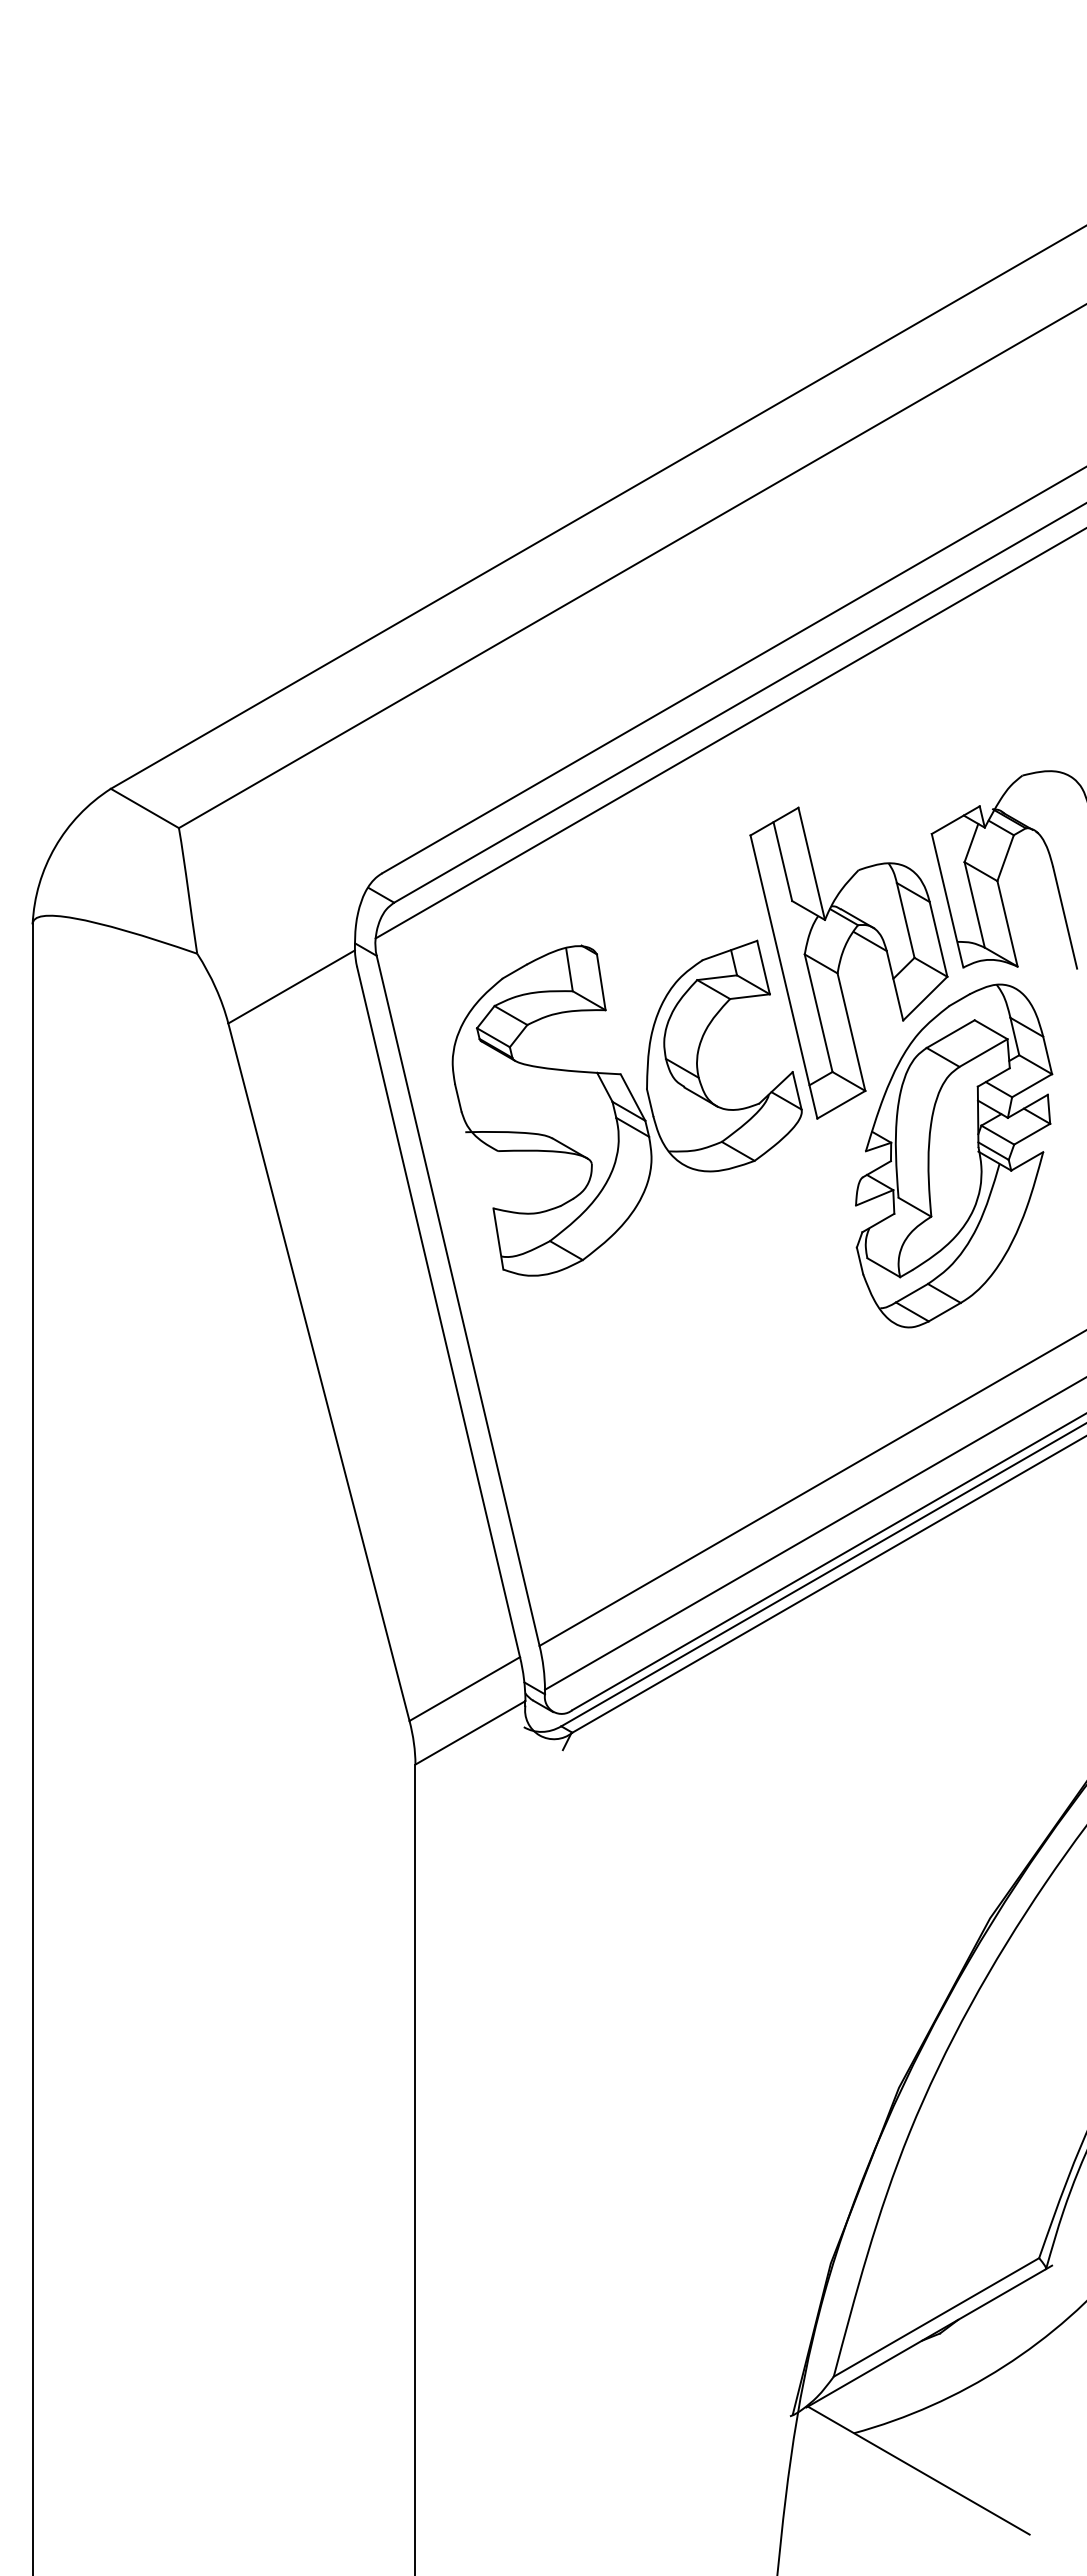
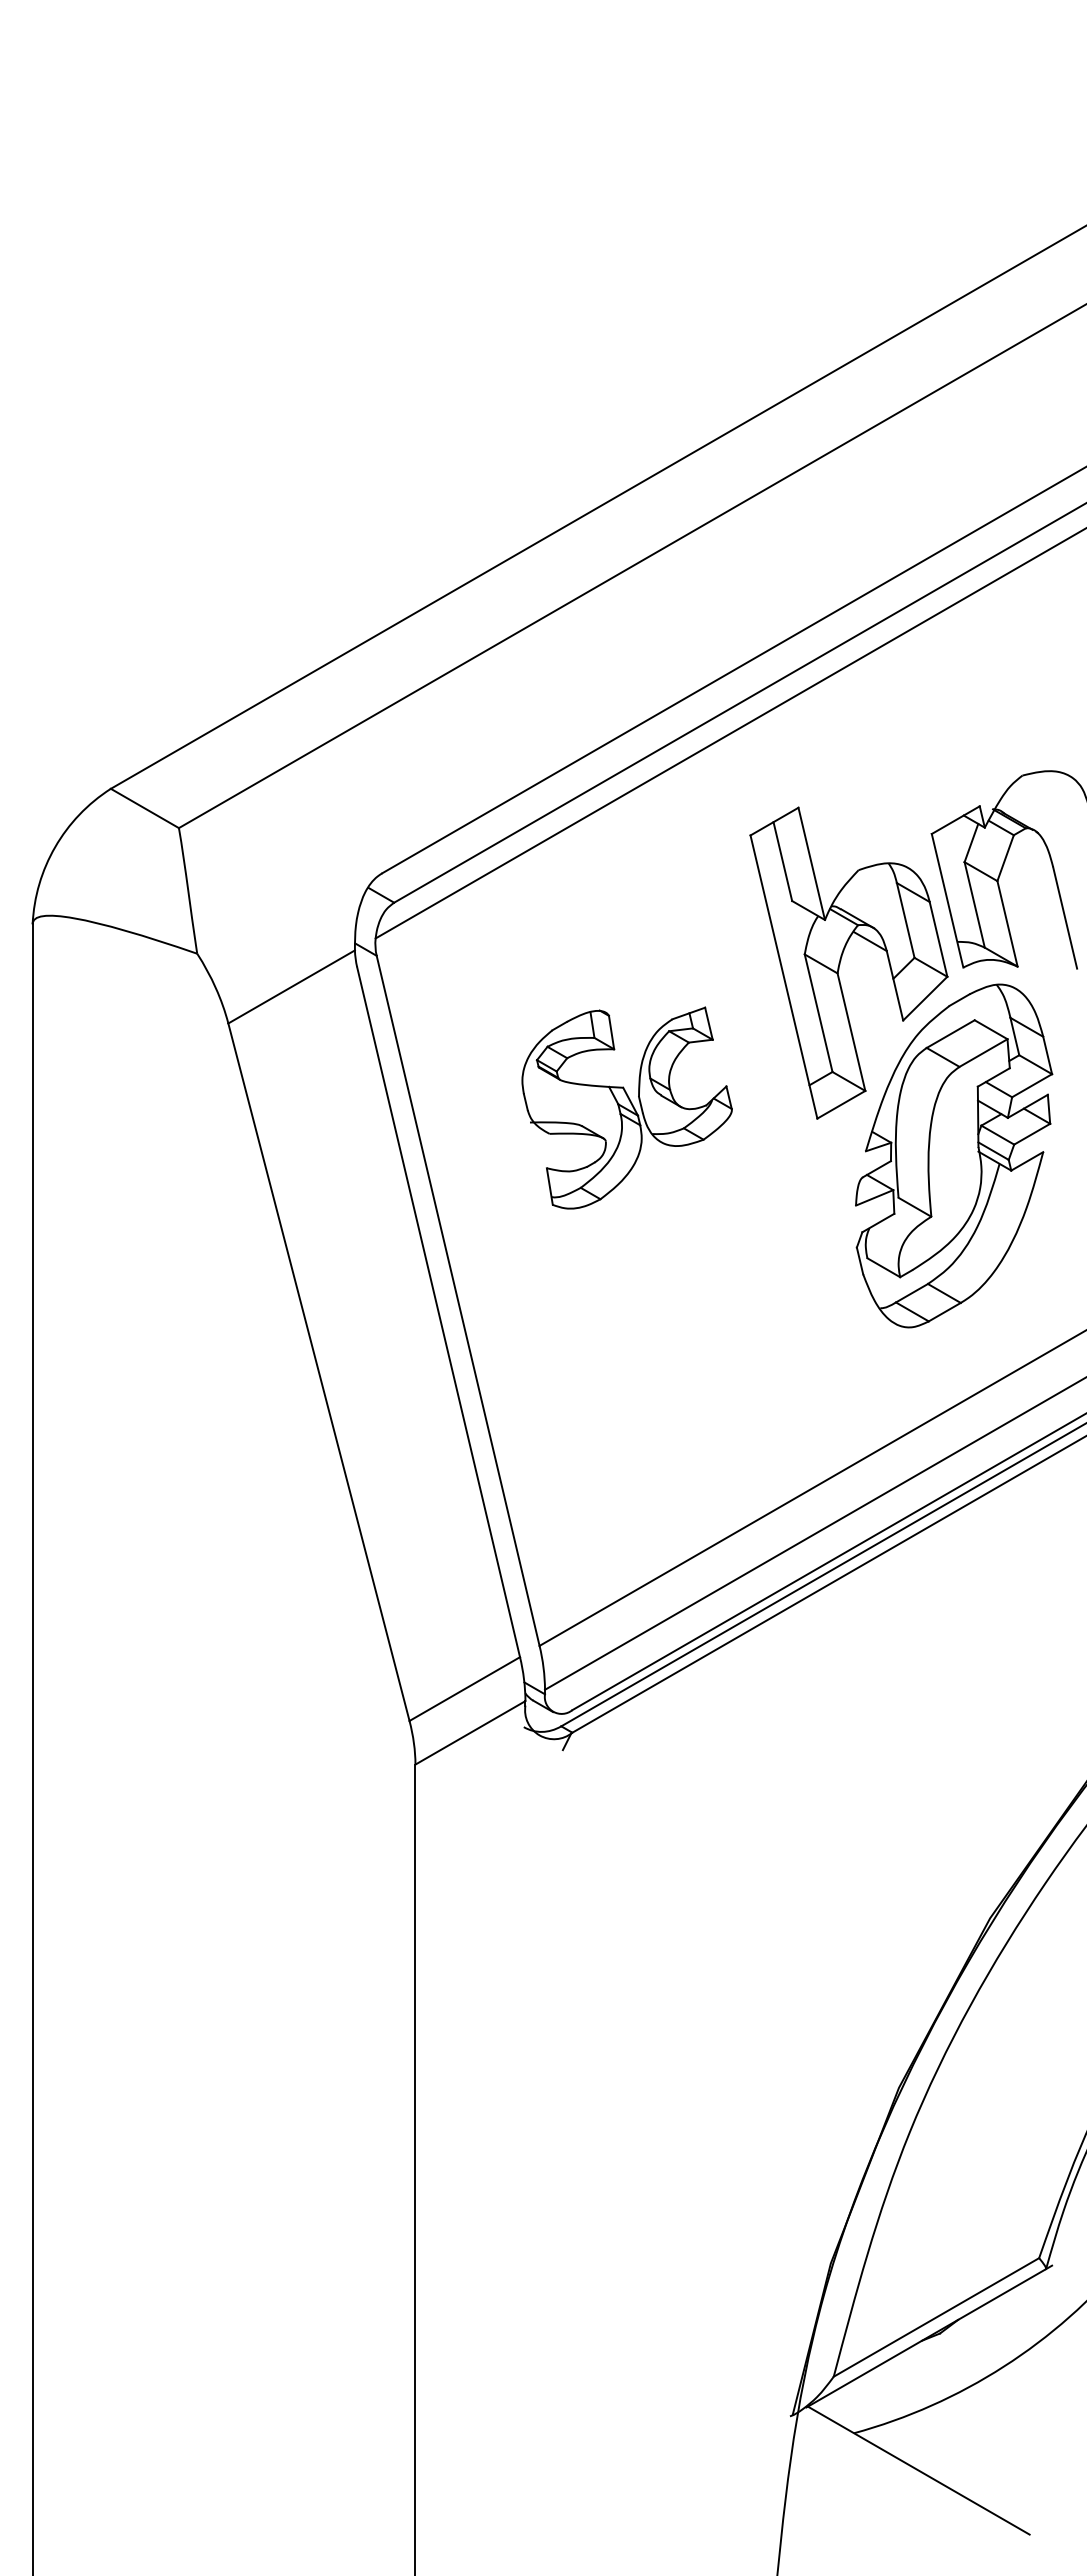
part size: 352x338 px -> 212x204 px (626, 1107)
